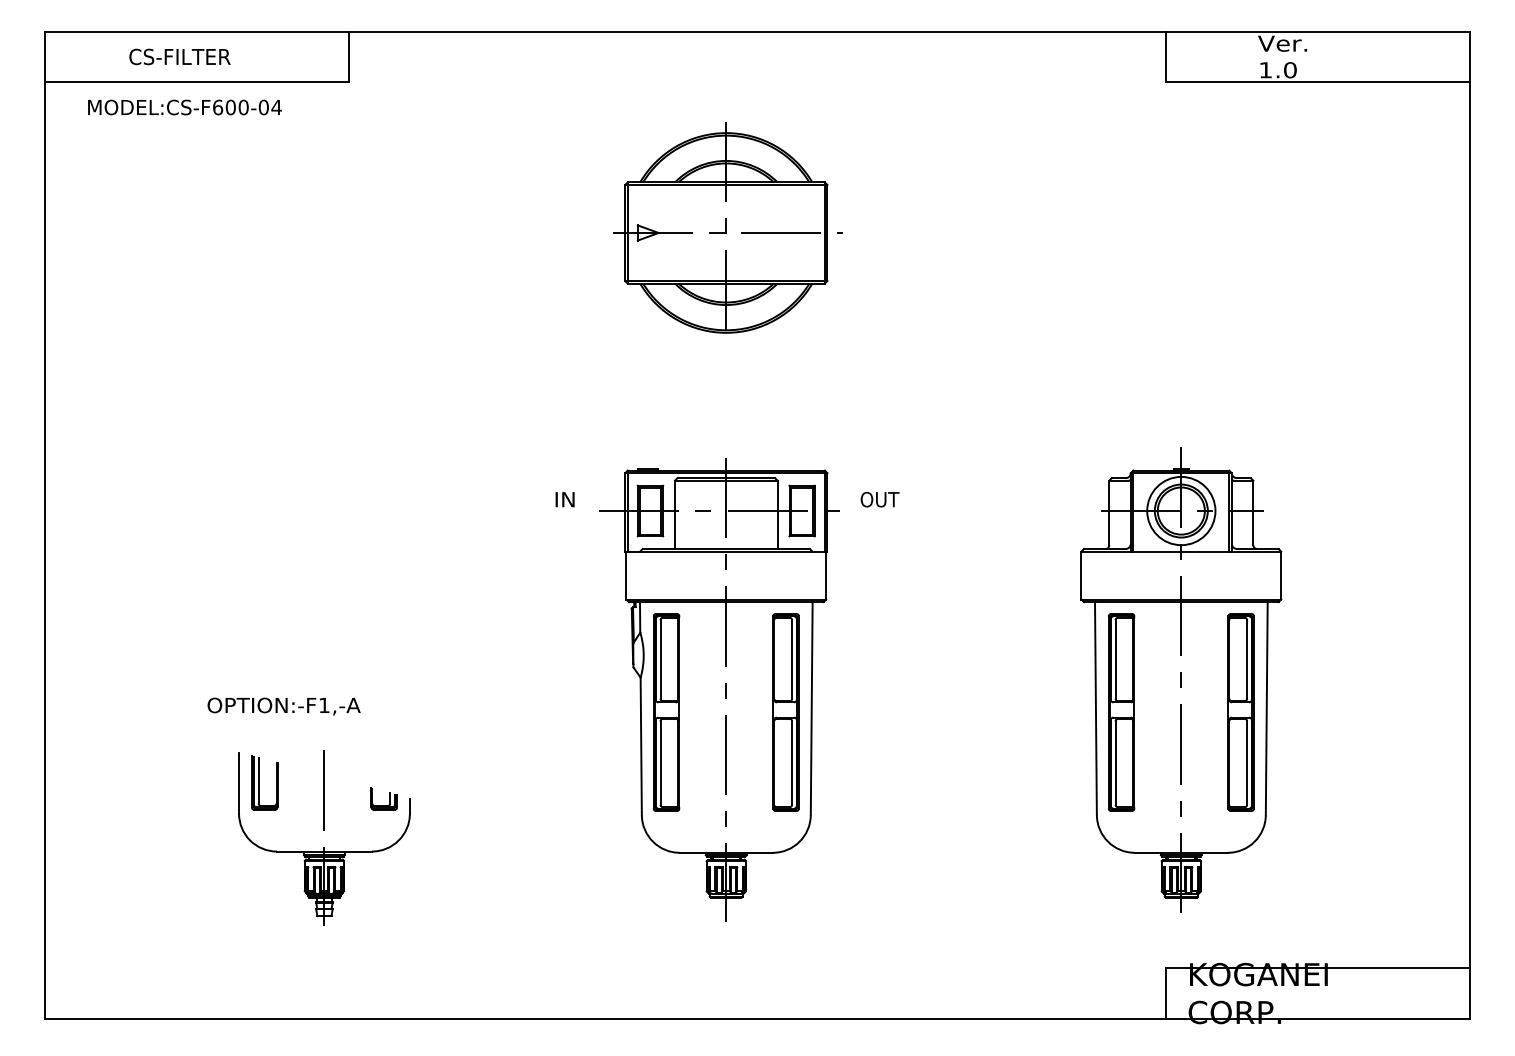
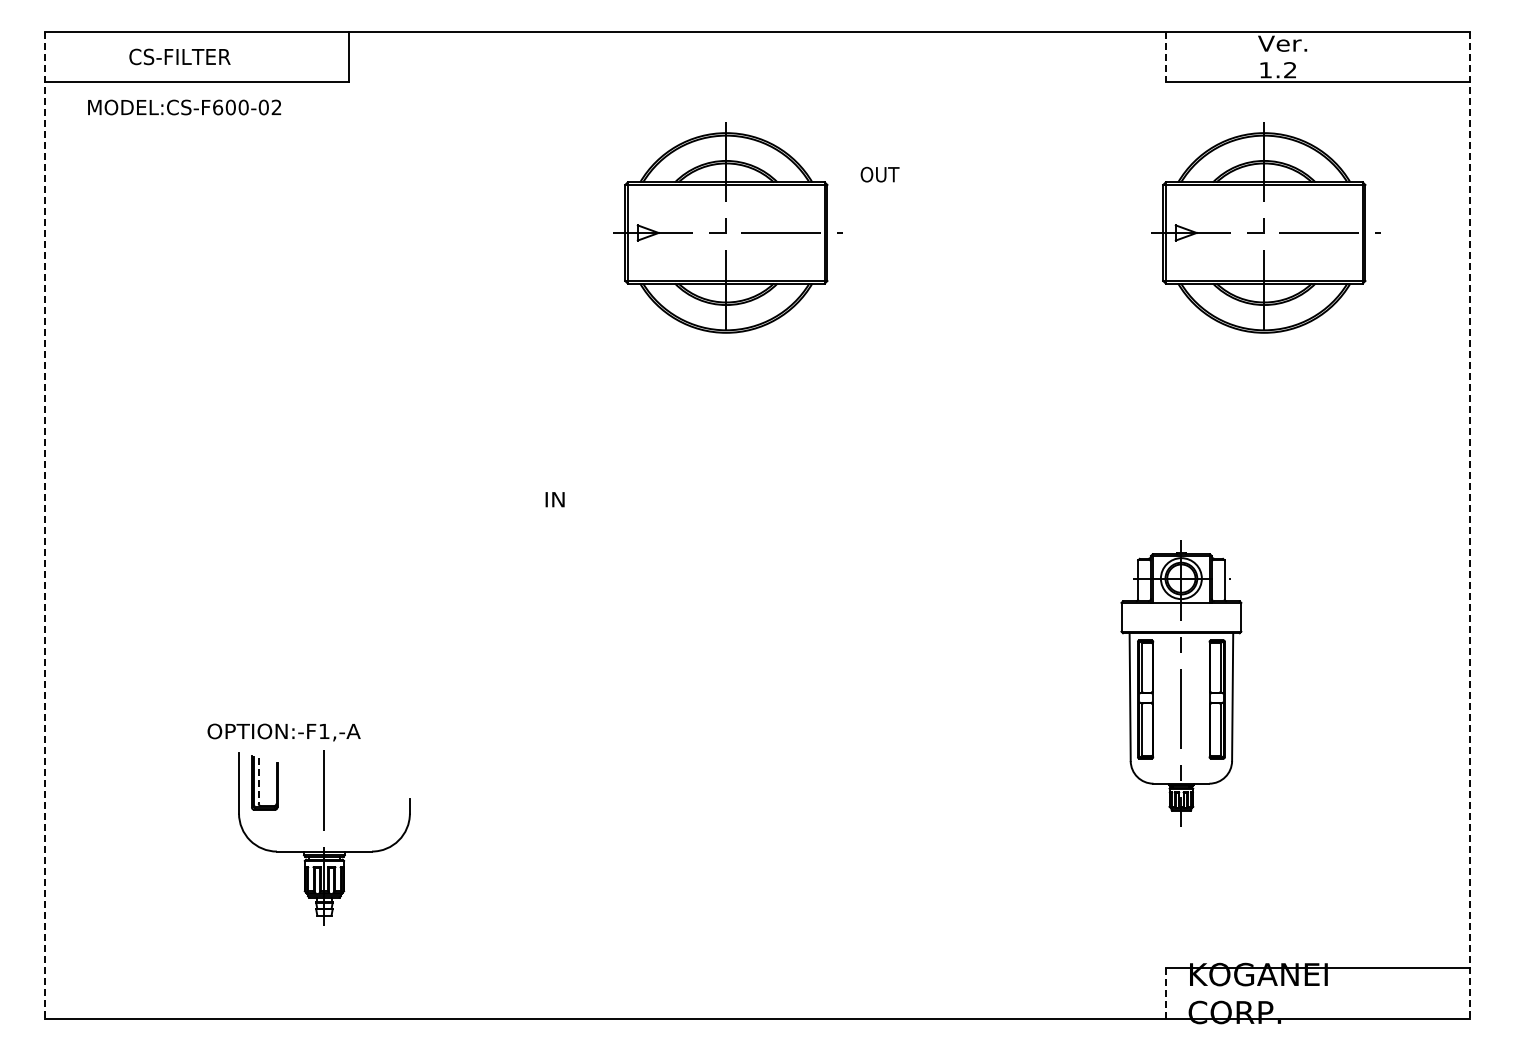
line: solid -> dashed (1166, 57)
text: 1.0 -> 1.2 (1290, 70)
text: MODEL:CS-F600-04 -> MODEL:CS-F600-02 (276, 107)
part: none -> present (1265, 227)
text position: (564, 499) -> (554, 499) (554, 499)
text position: (879, 499) -> (879, 174) (879, 174)
line: solid -> dashed (45, 525)
line: solid -> dashed (1469, 525)
part size: 203x466 px -> 123x286 px (1181, 682)
part: present -> none (719, 689)
text position: (283, 706) -> (283, 732) (283, 732)
line: solid -> dashed (258, 780)
part: present -> none (383, 798)
line: solid -> dashed (1166, 994)
